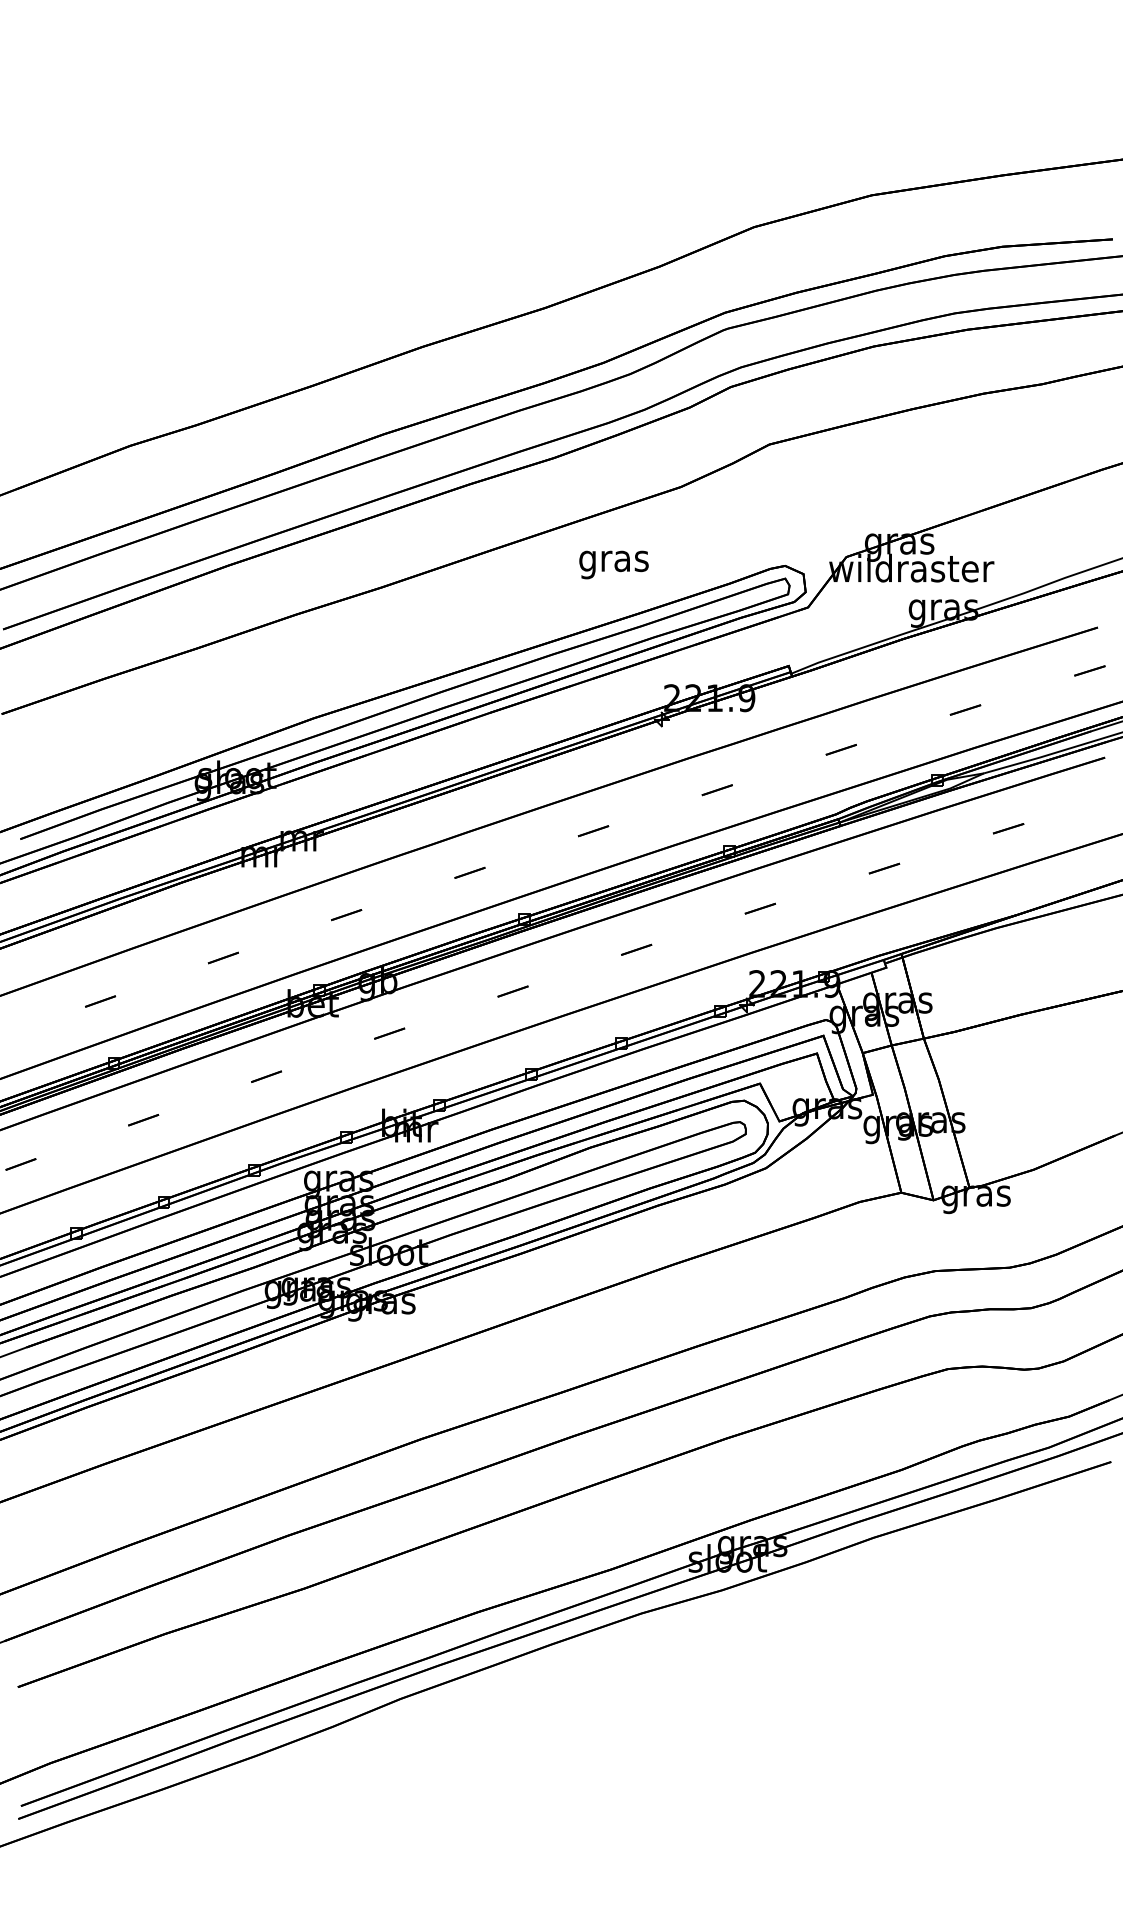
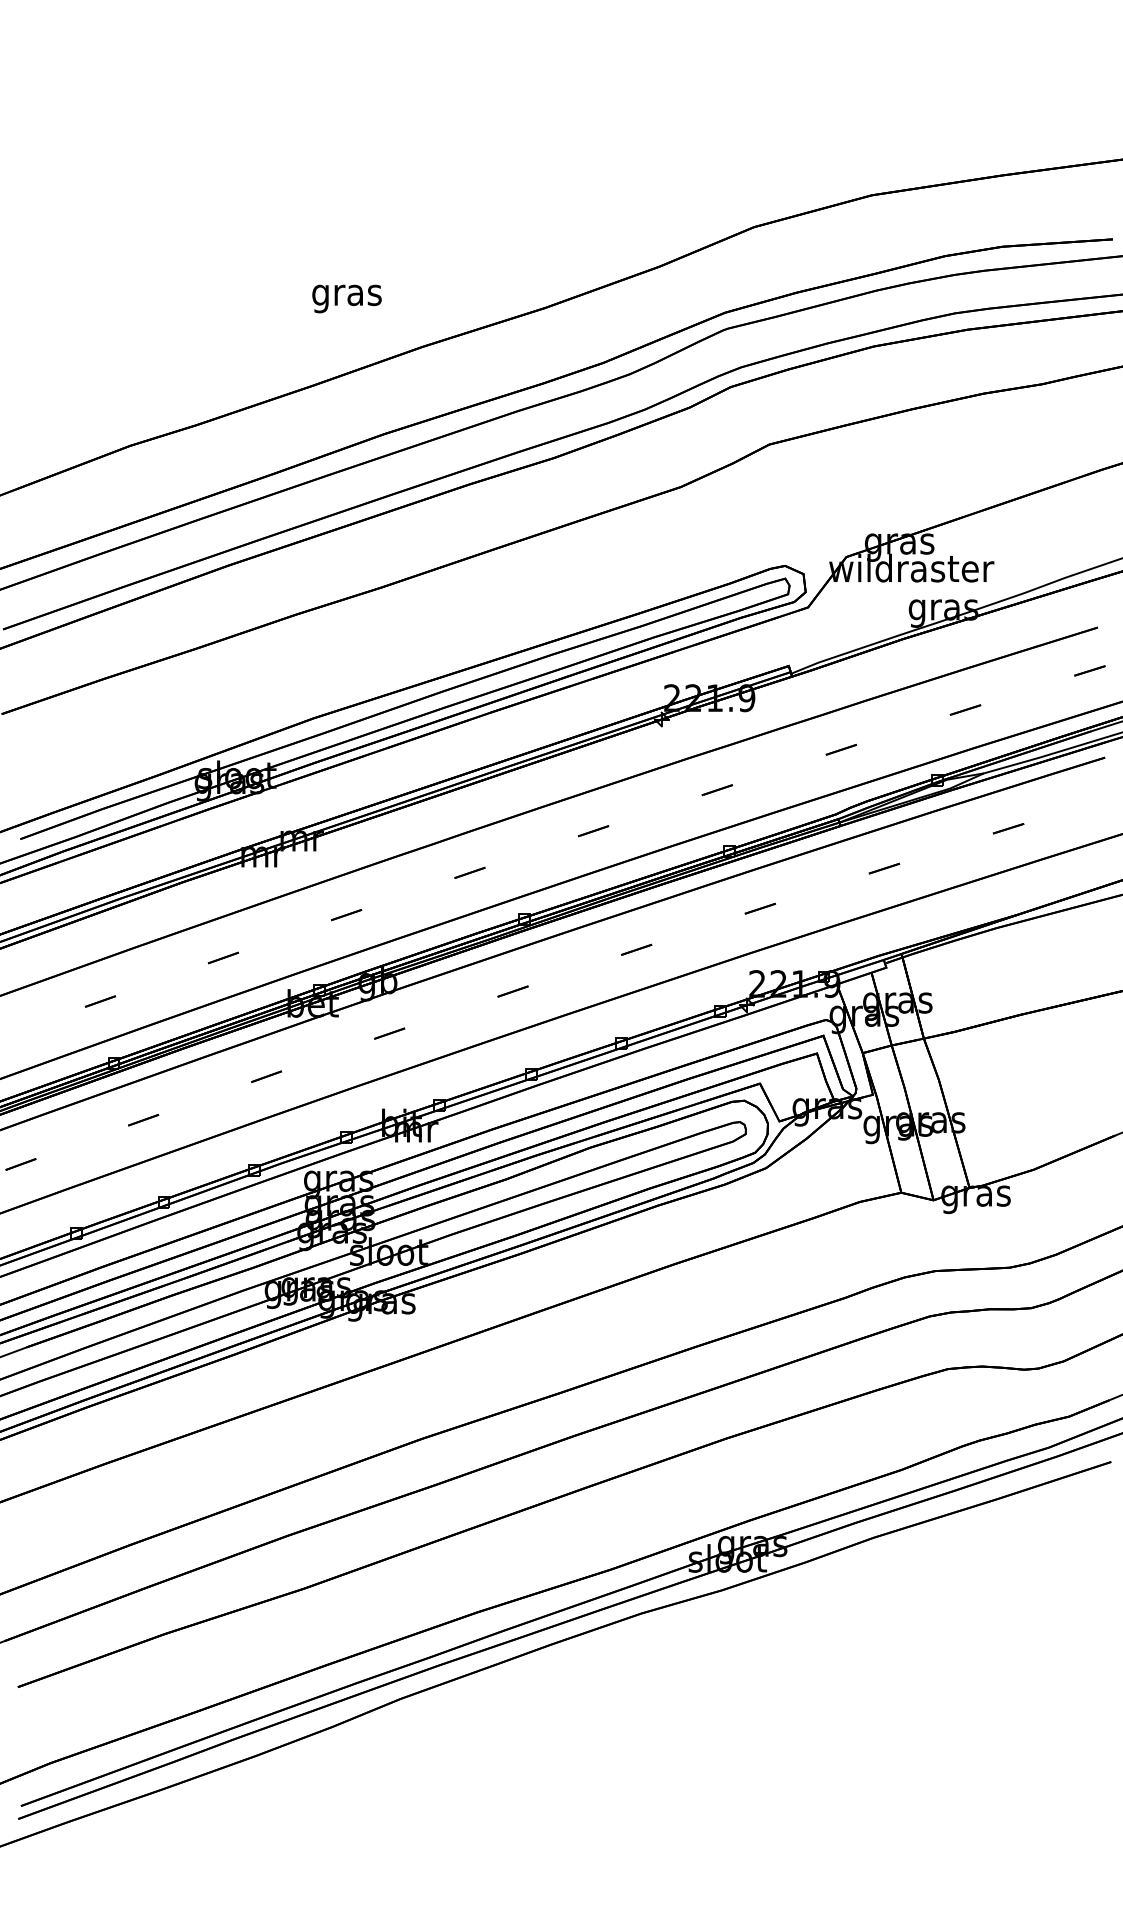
text position: (613, 564) -> (346, 298) (346, 298)
